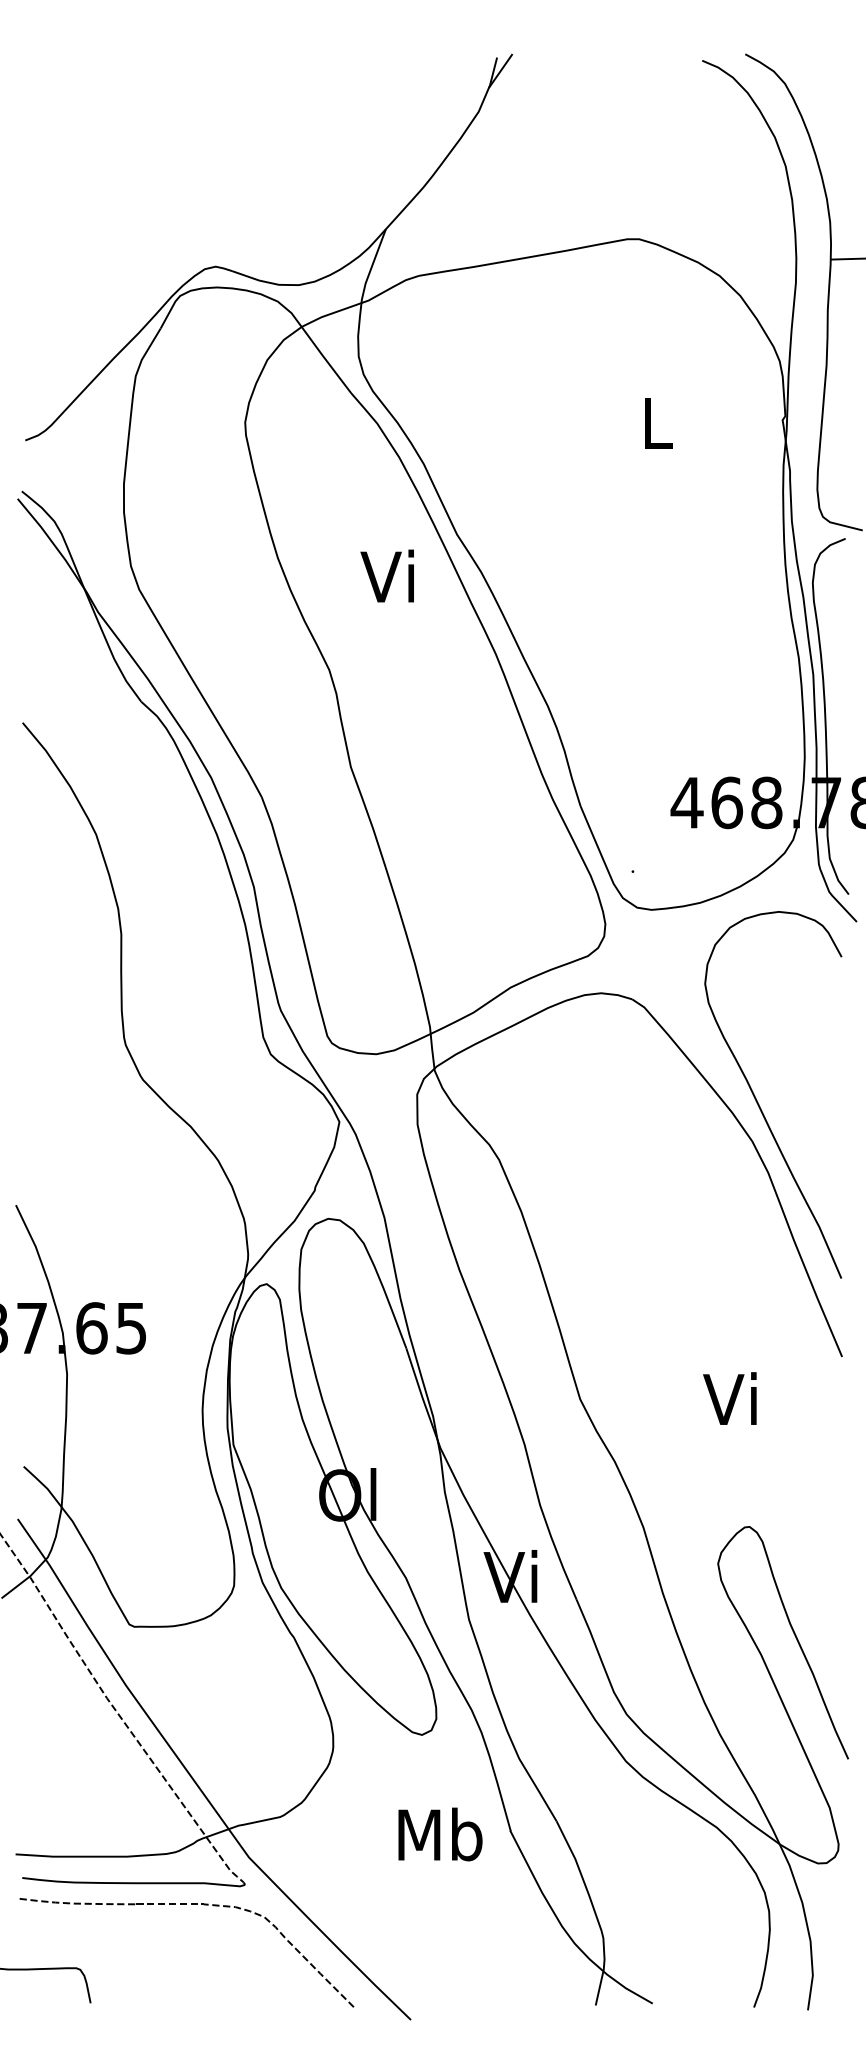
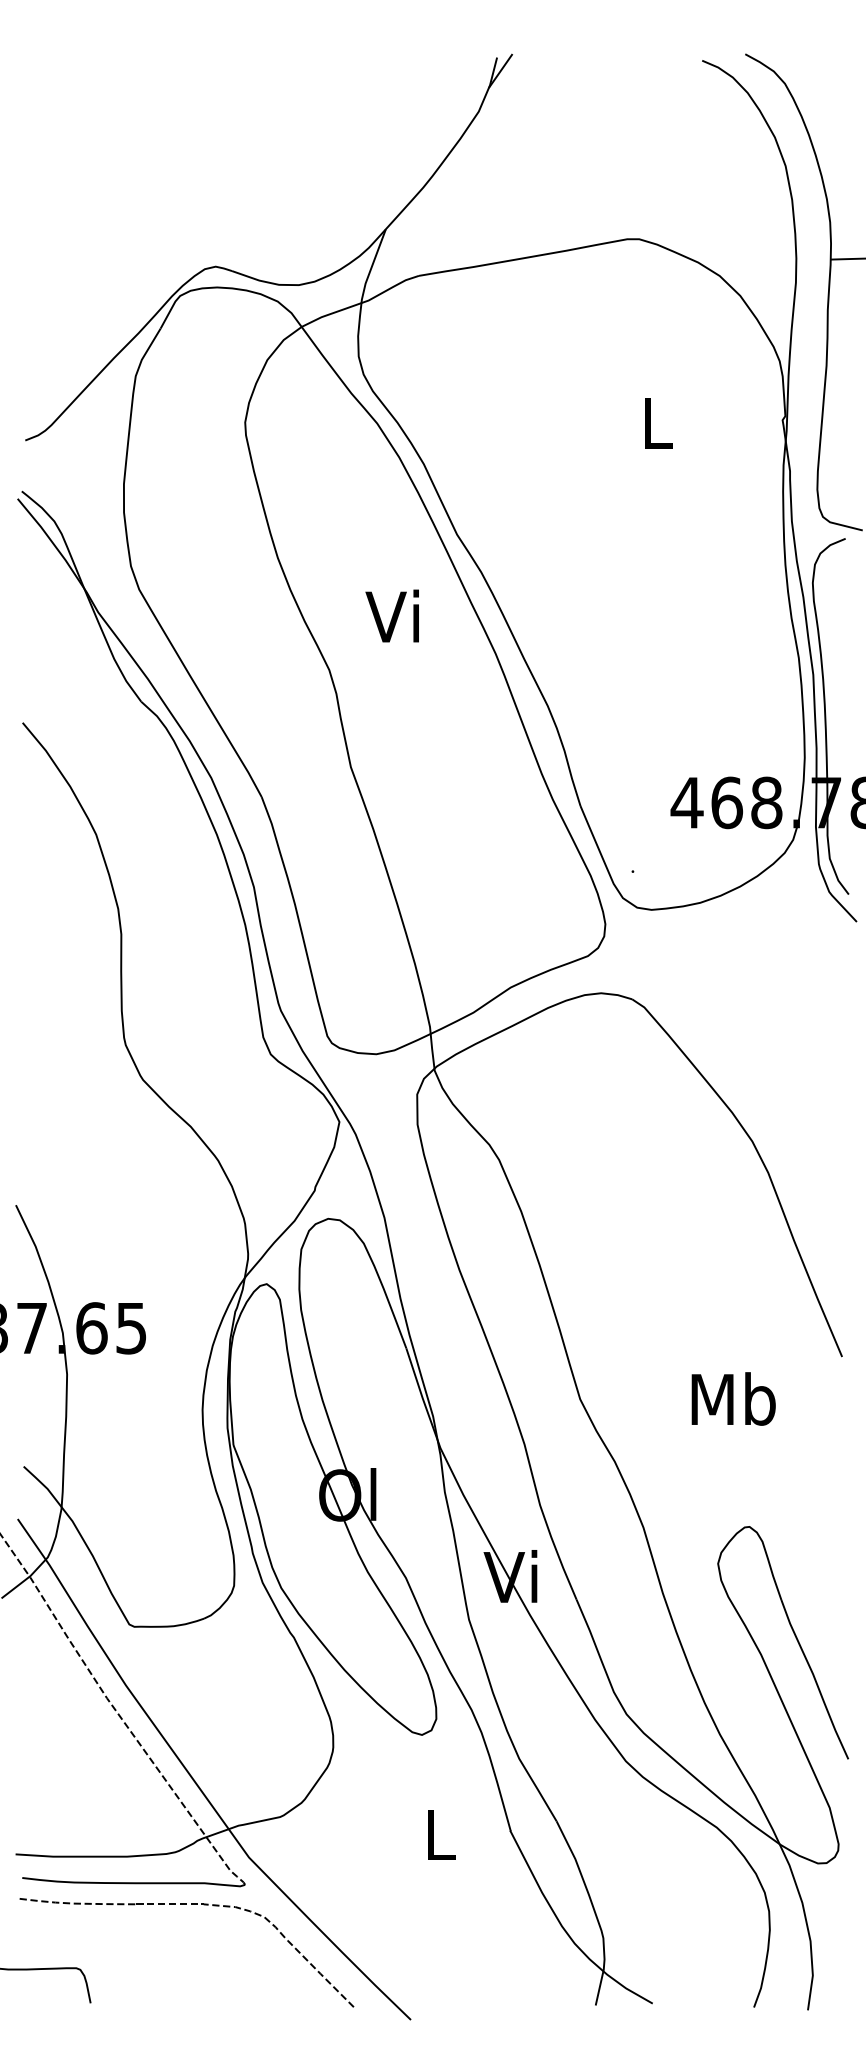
text position: (386, 575) -> (391, 615) (391, 615)
curve: present -> none (758, 1102)
text: Vi -> Mb (733, 1398)
text: Mb -> L (440, 1834)
